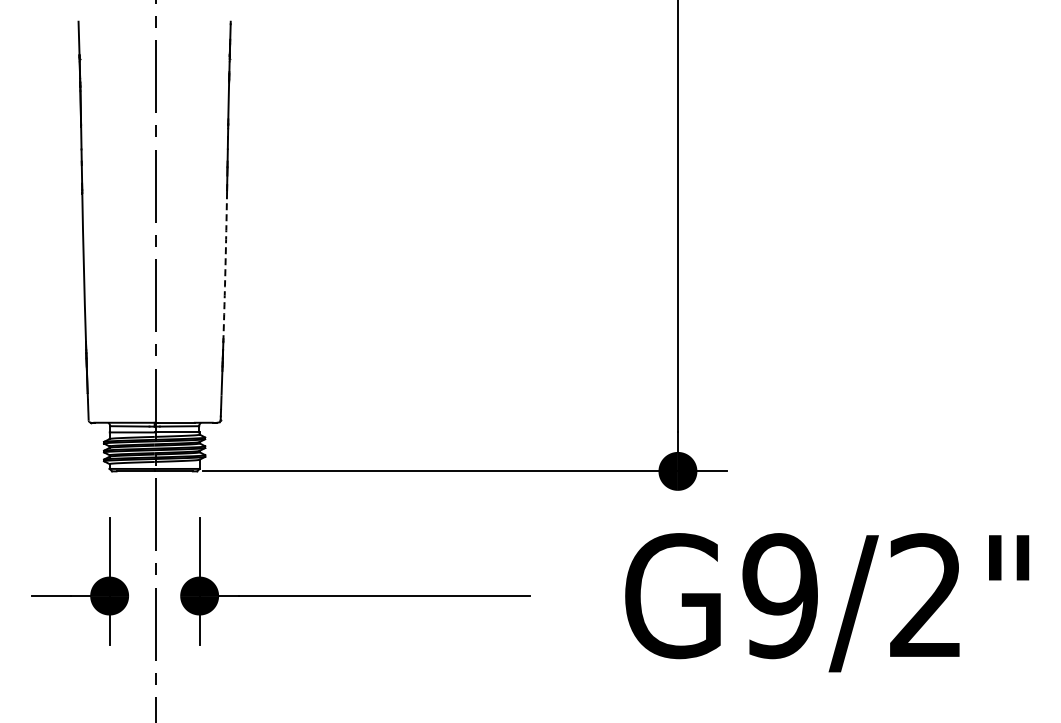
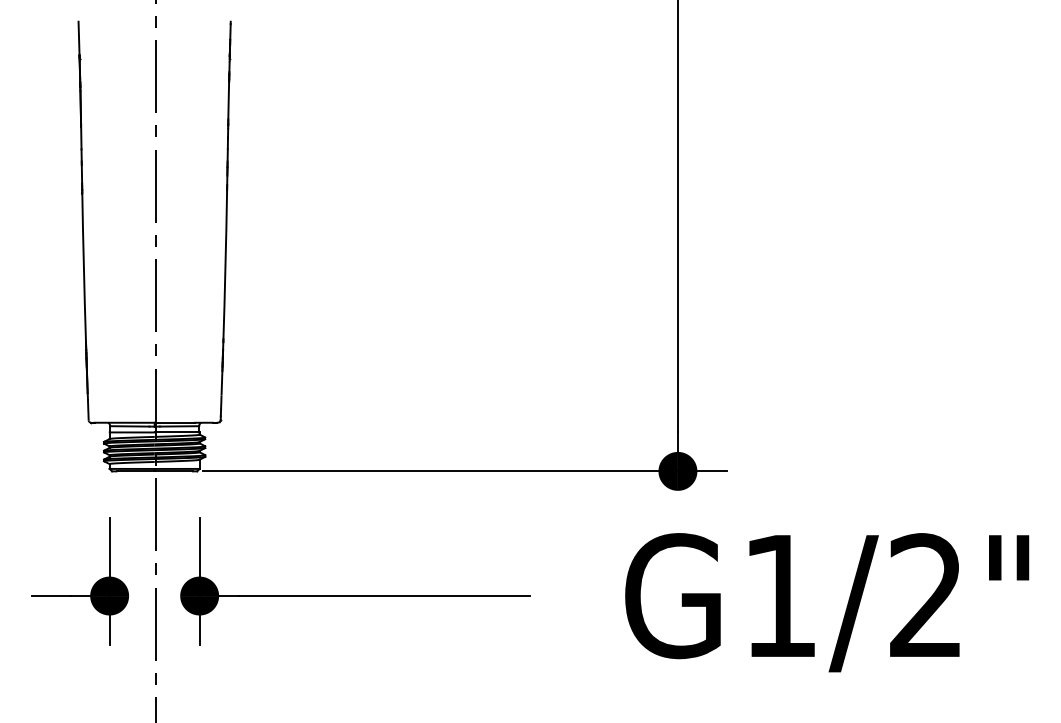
arc: dashed -> solid (225, 267)
text: G9/2" -> G1/2" (779, 596)
